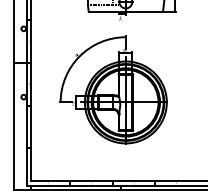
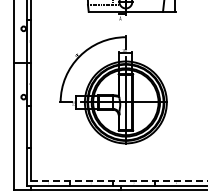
line: solid -> dashed (119, 181)
